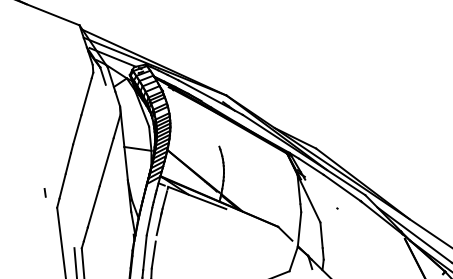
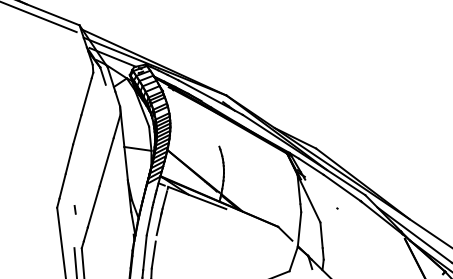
line: none -> present (39, 17)
line position: (44, 192) -> (74, 209) (74, 209)
